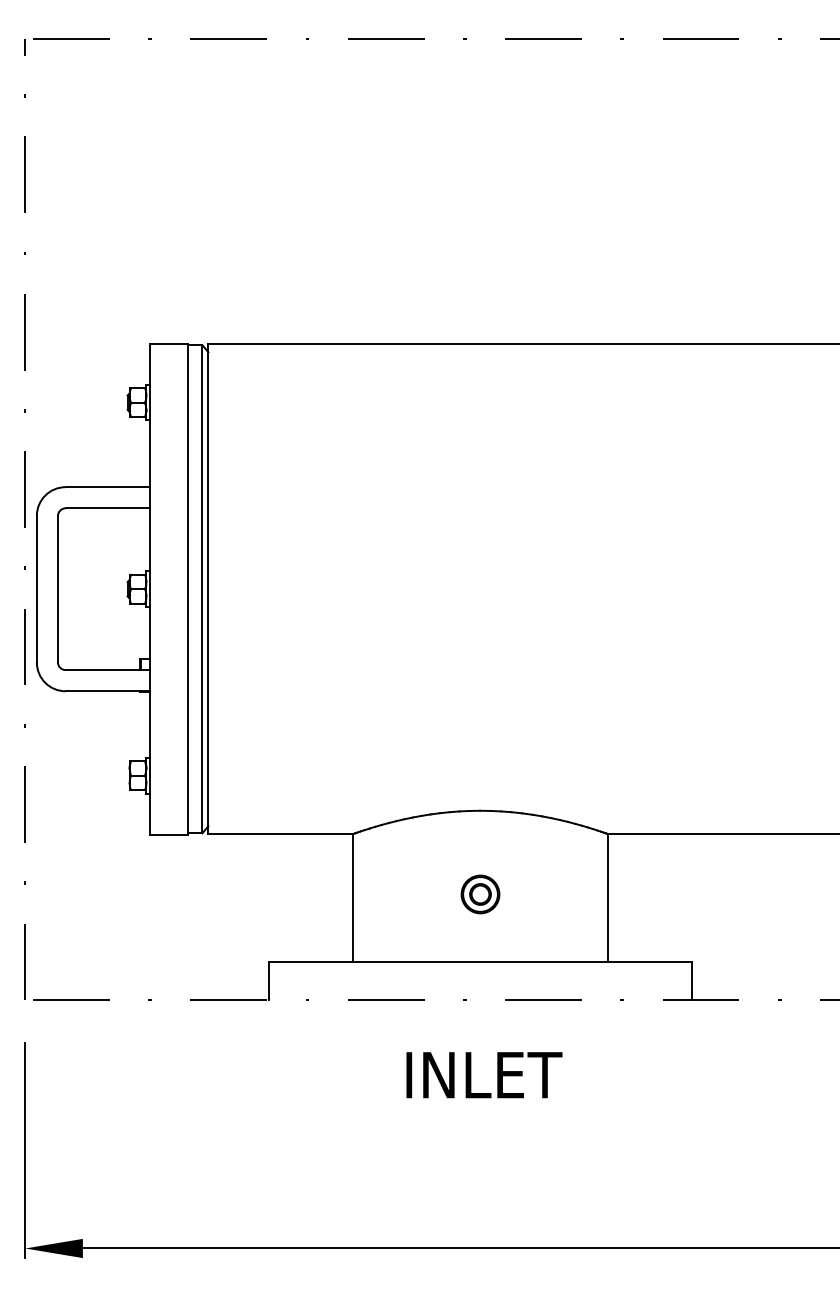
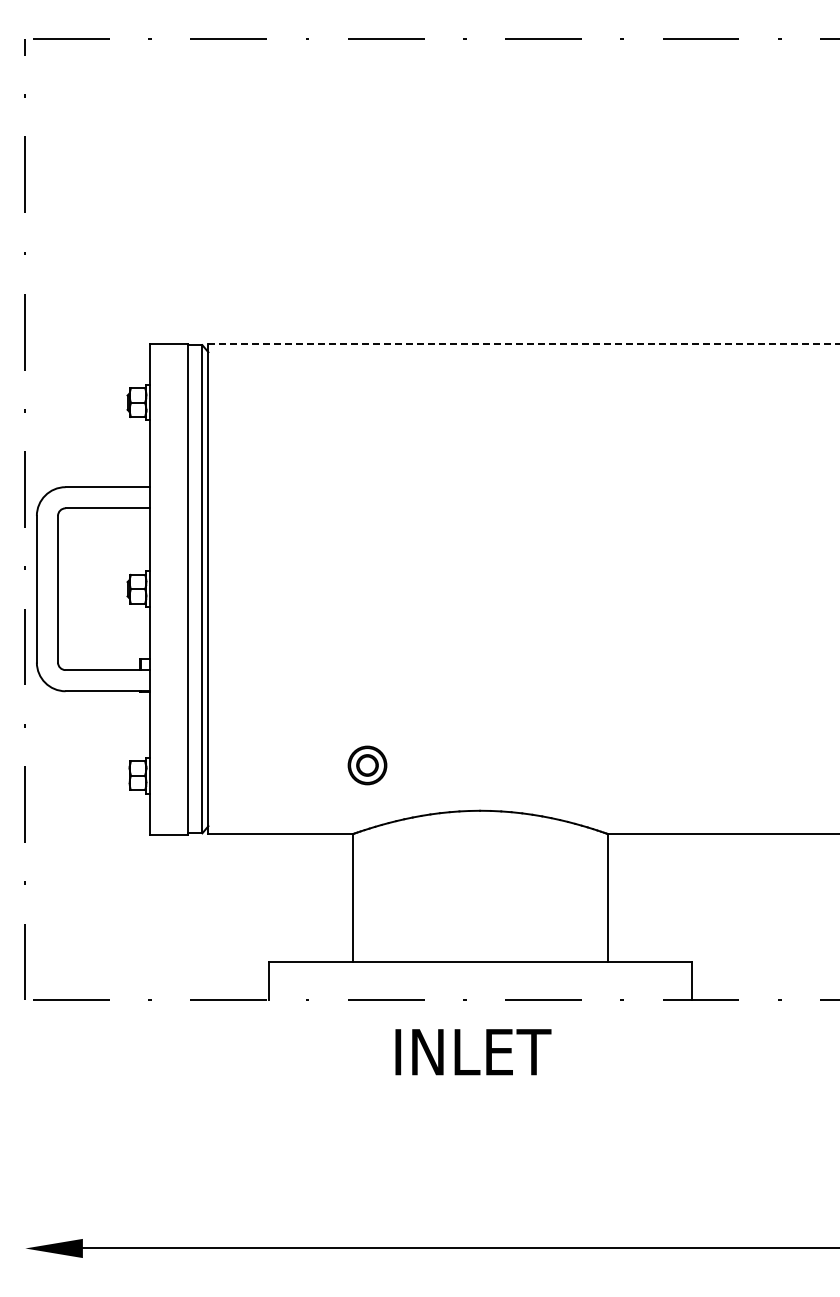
line: solid -> dashed (524, 344)
part position: (480, 894) -> (367, 765) (367, 765)
text position: (484, 1075) -> (473, 1052) (473, 1052)
line: present -> none (25, 1150)
